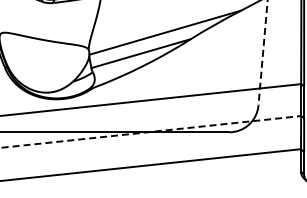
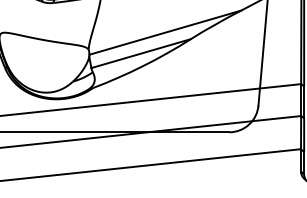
line: dashed -> solid (263, 52)
line: dashed -> solid (151, 131)
